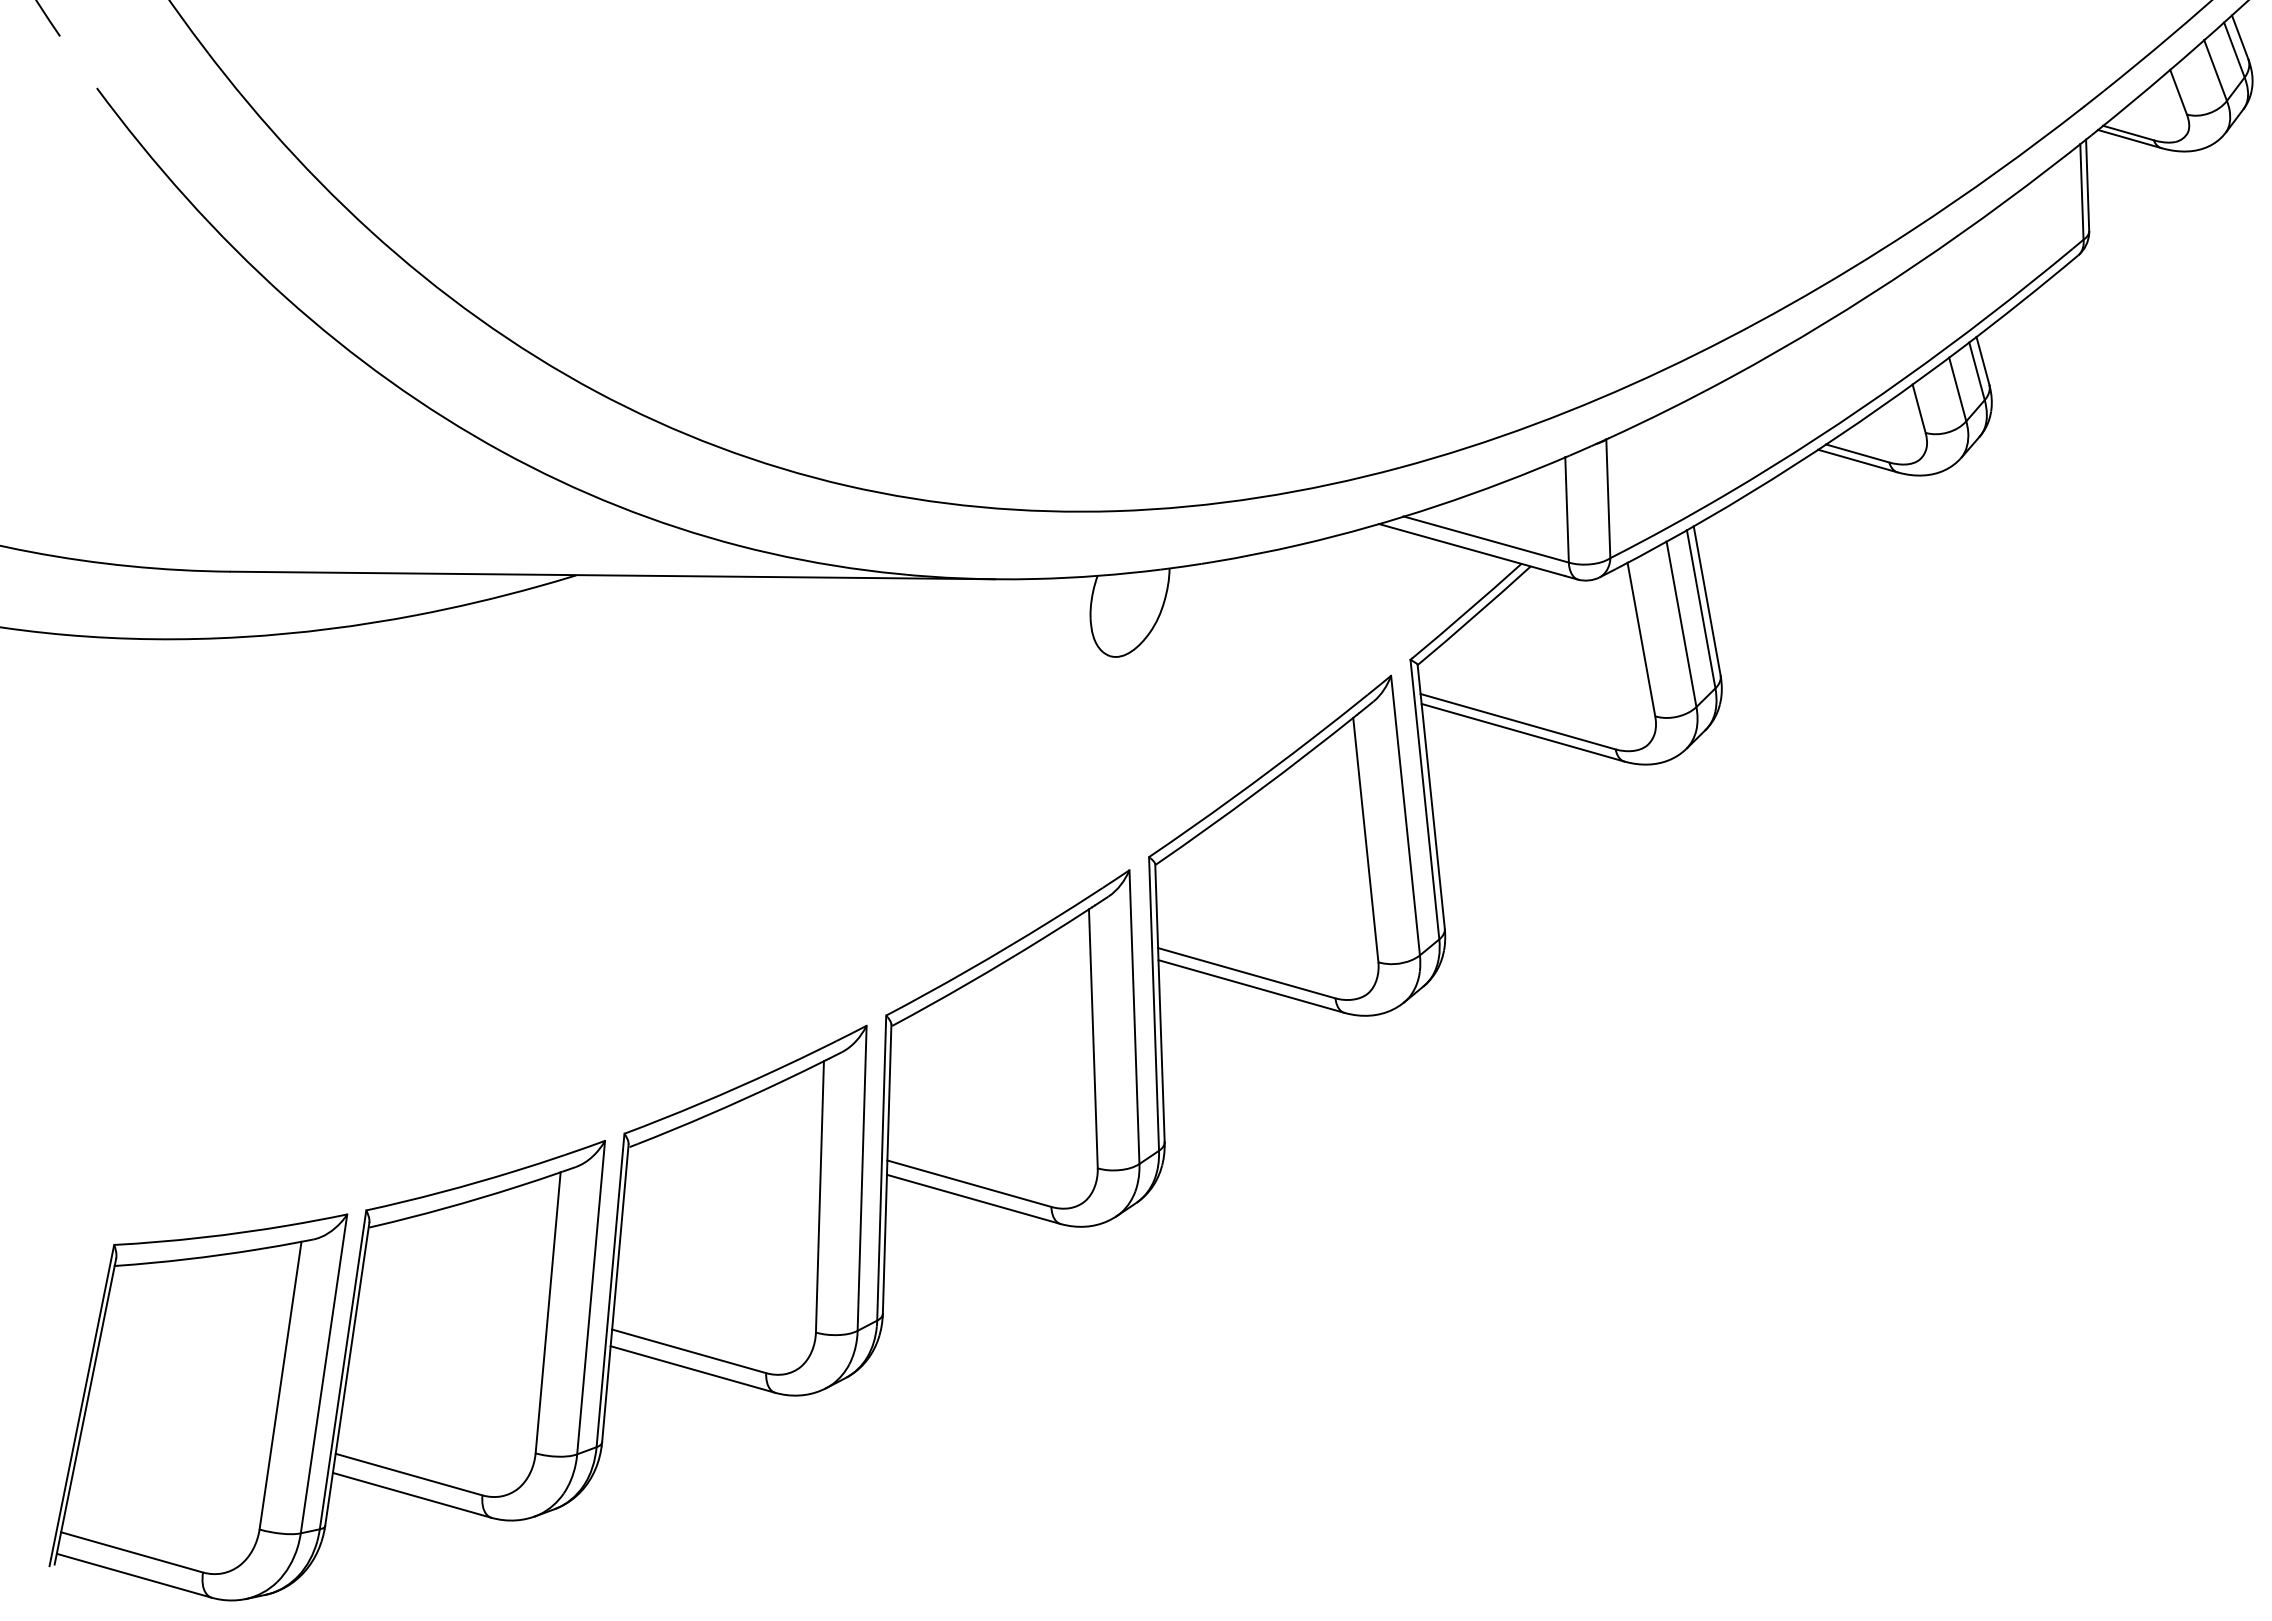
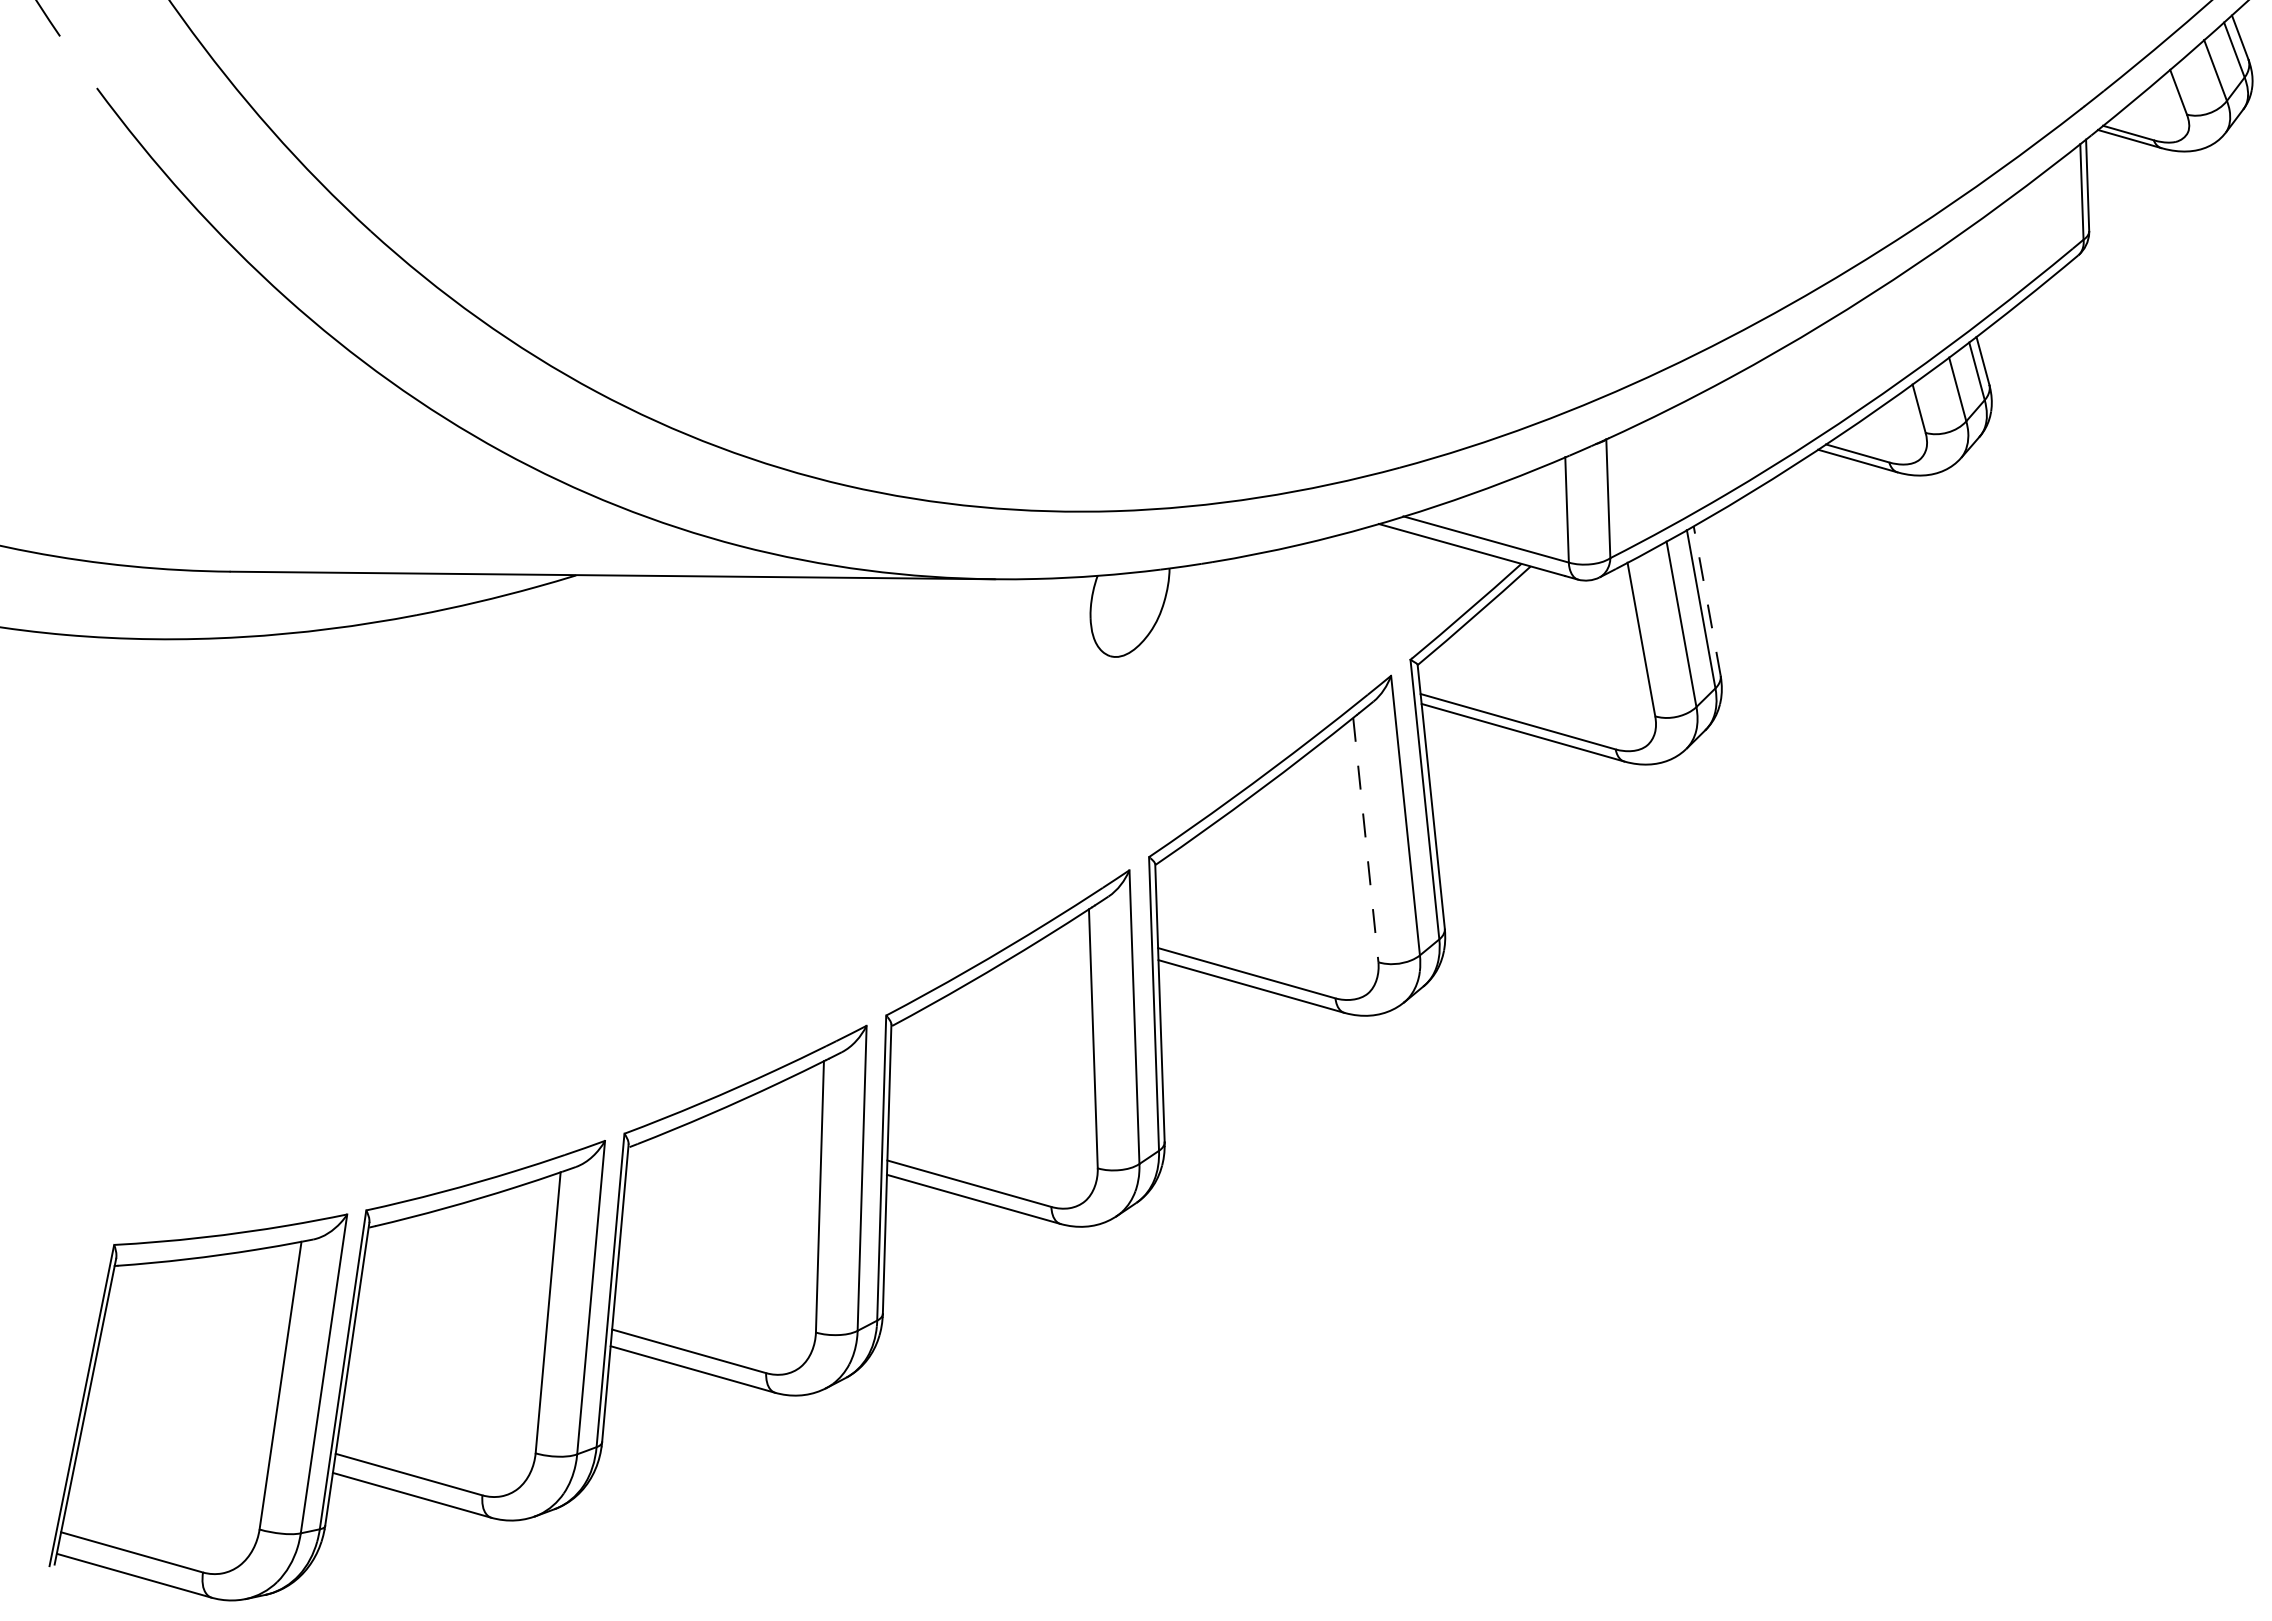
line: solid -> dashed (1707, 600)
line: solid -> dashed (1365, 840)
